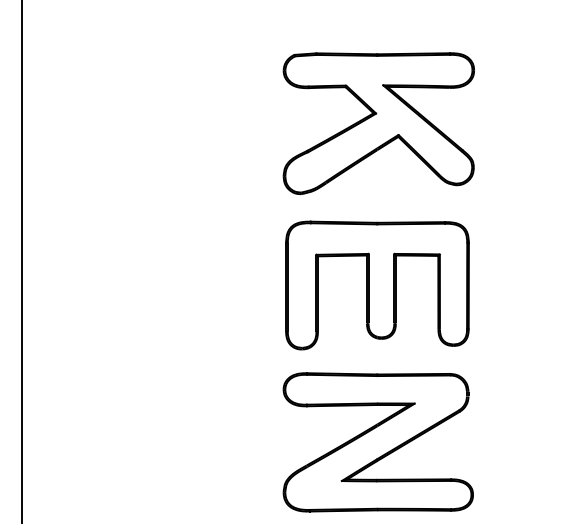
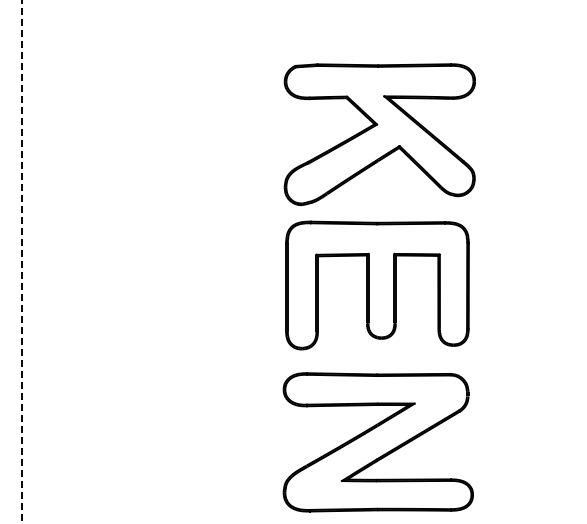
part position: (378, 123) -> (379, 134) (379, 134)
line: solid -> dashed (22, 262)
